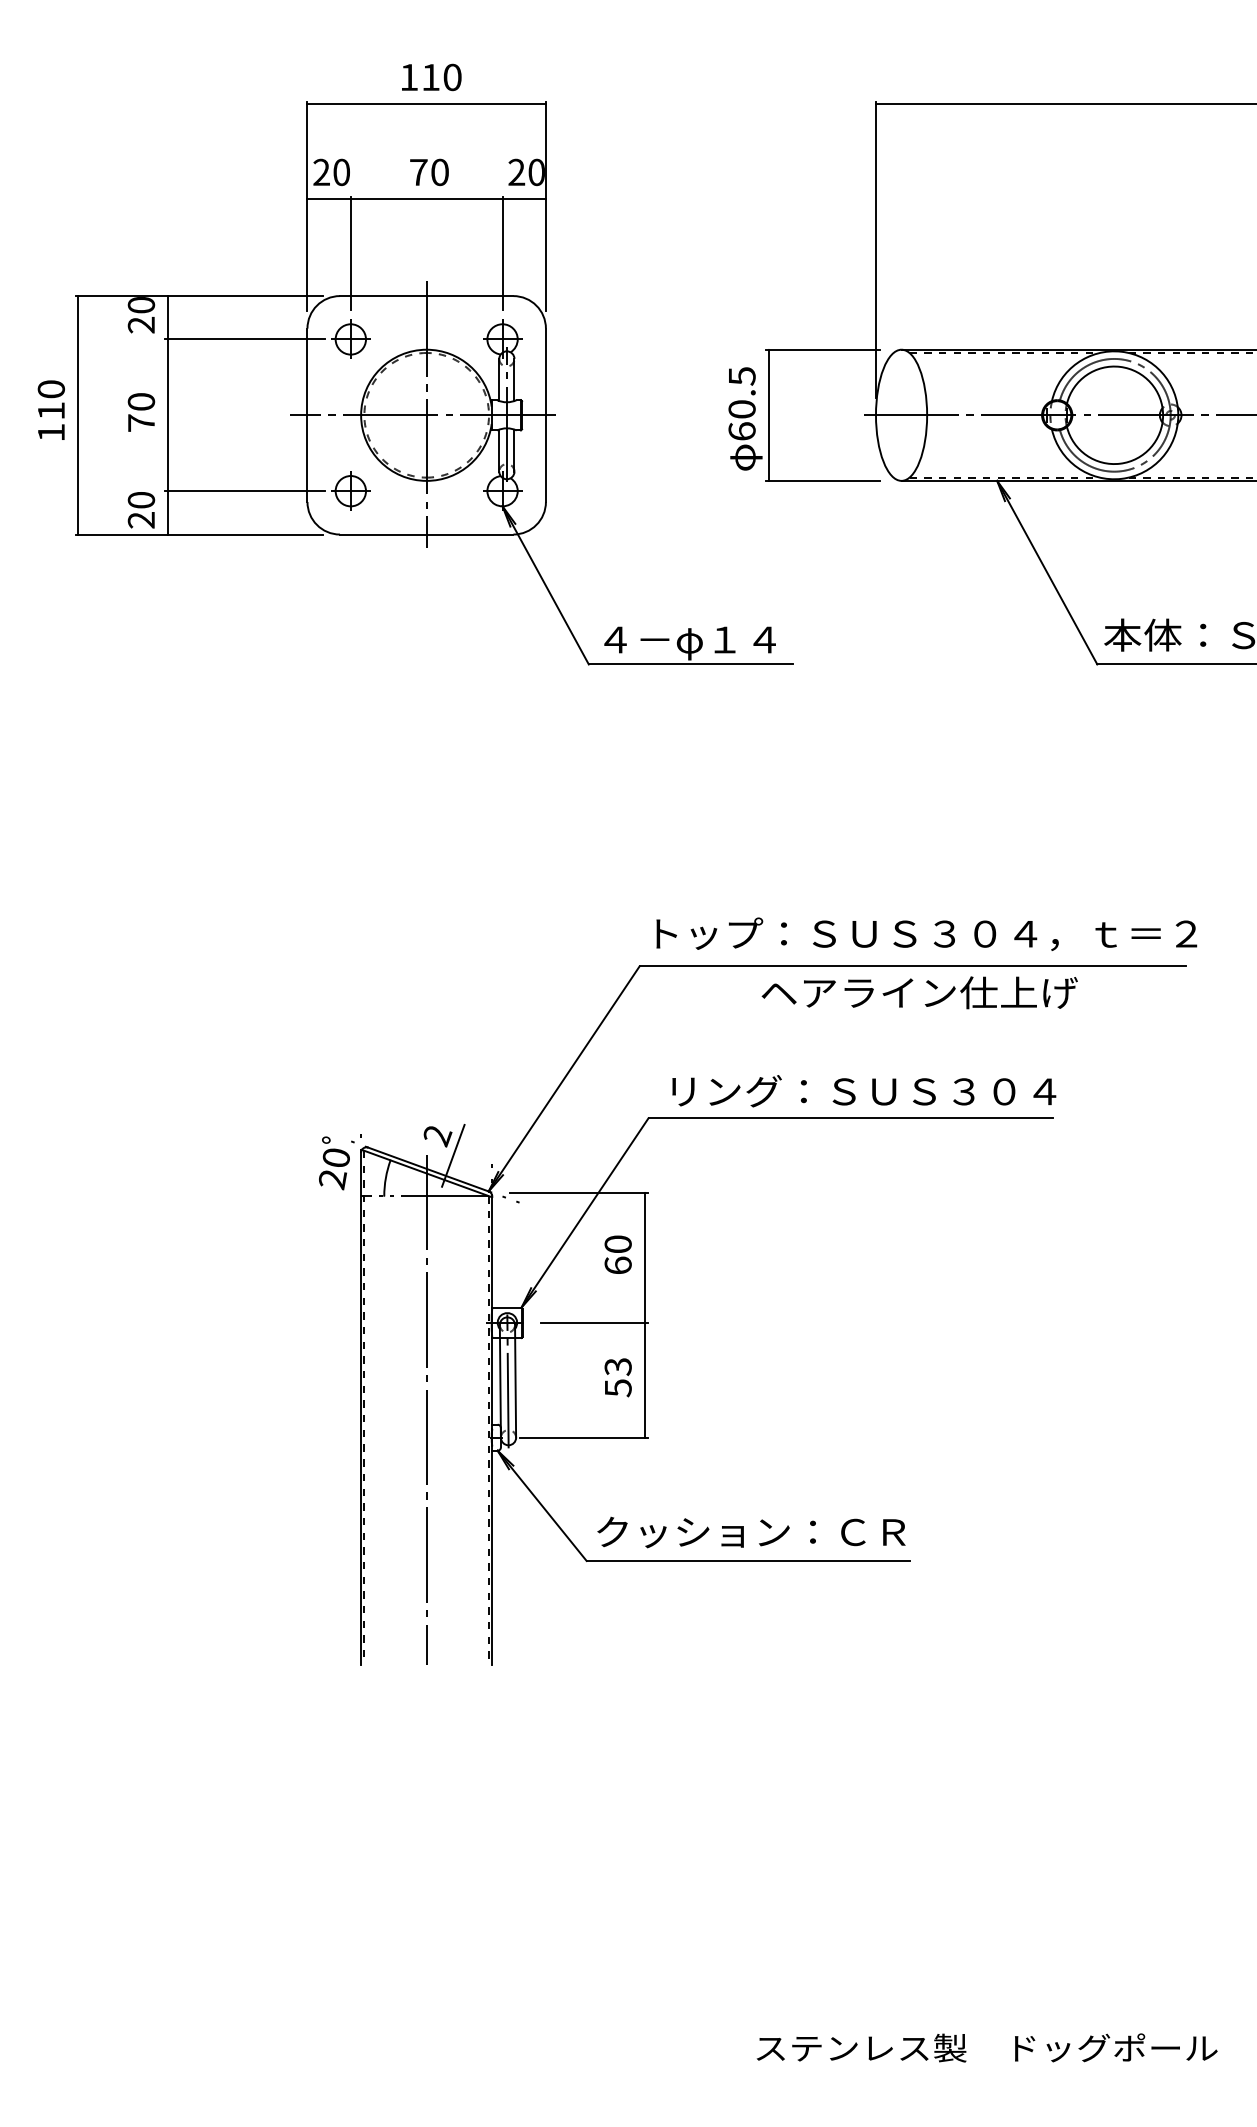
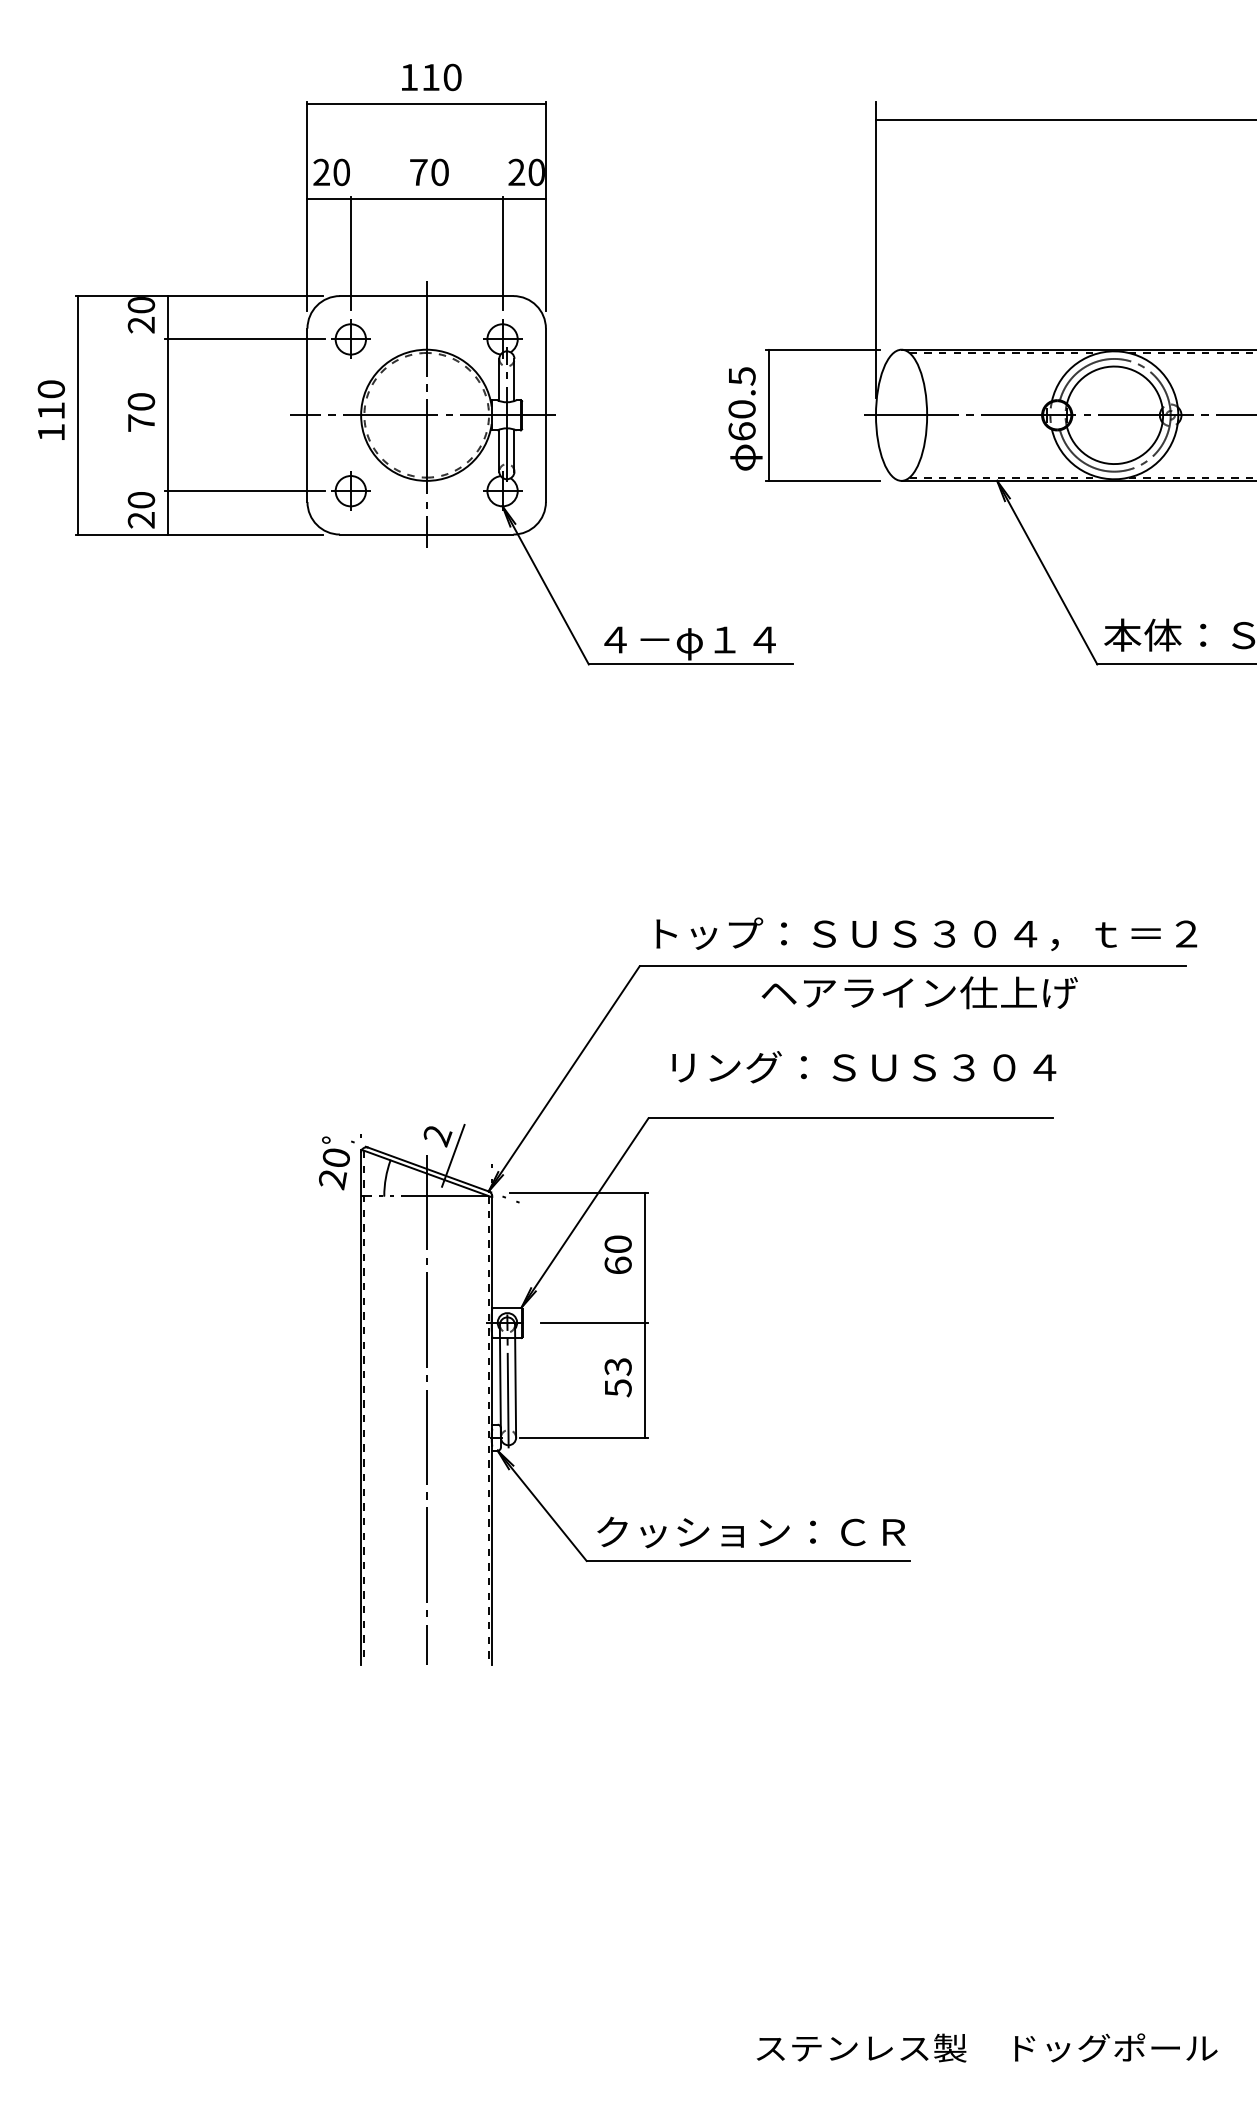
line position: (1064, 104) -> (1064, 120) (1064, 120)
text position: (864, 1091) -> (864, 1067) (864, 1067)
